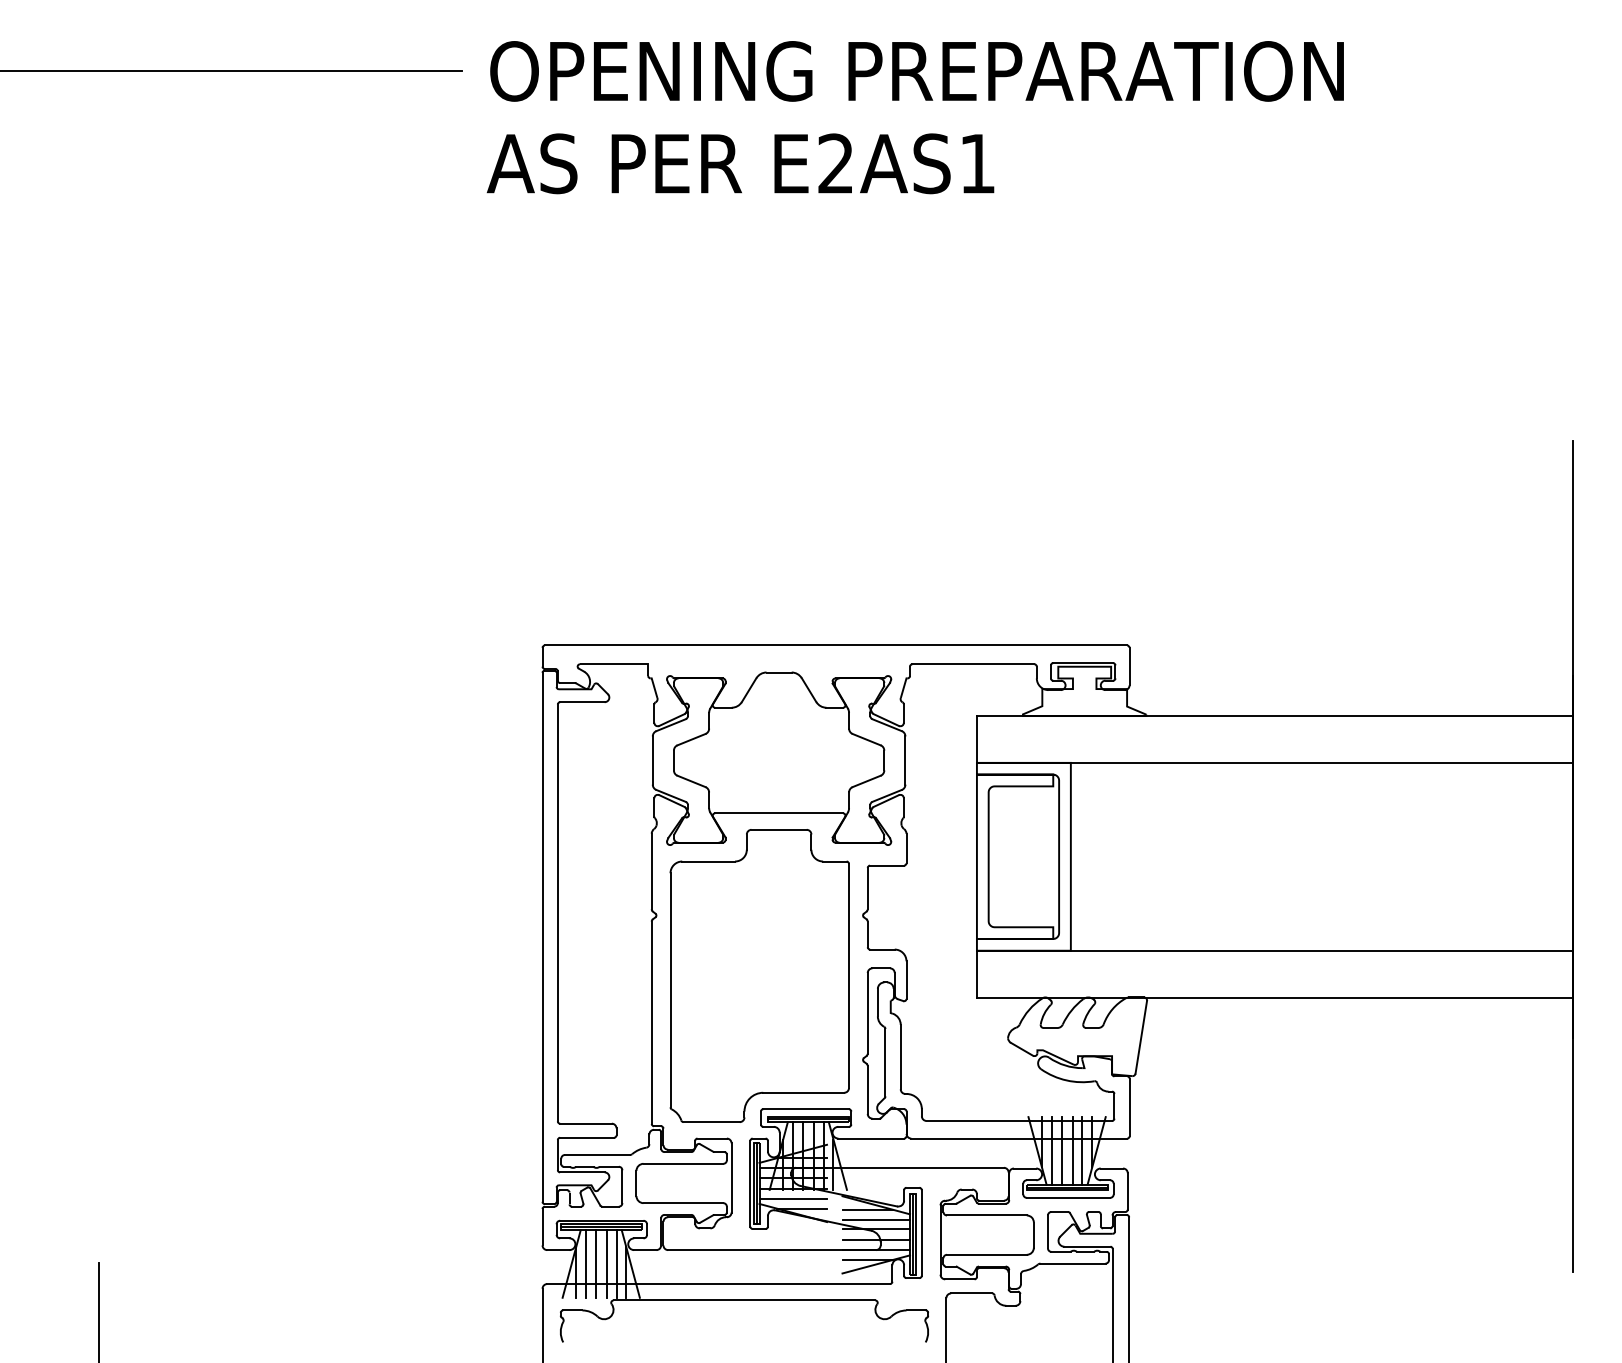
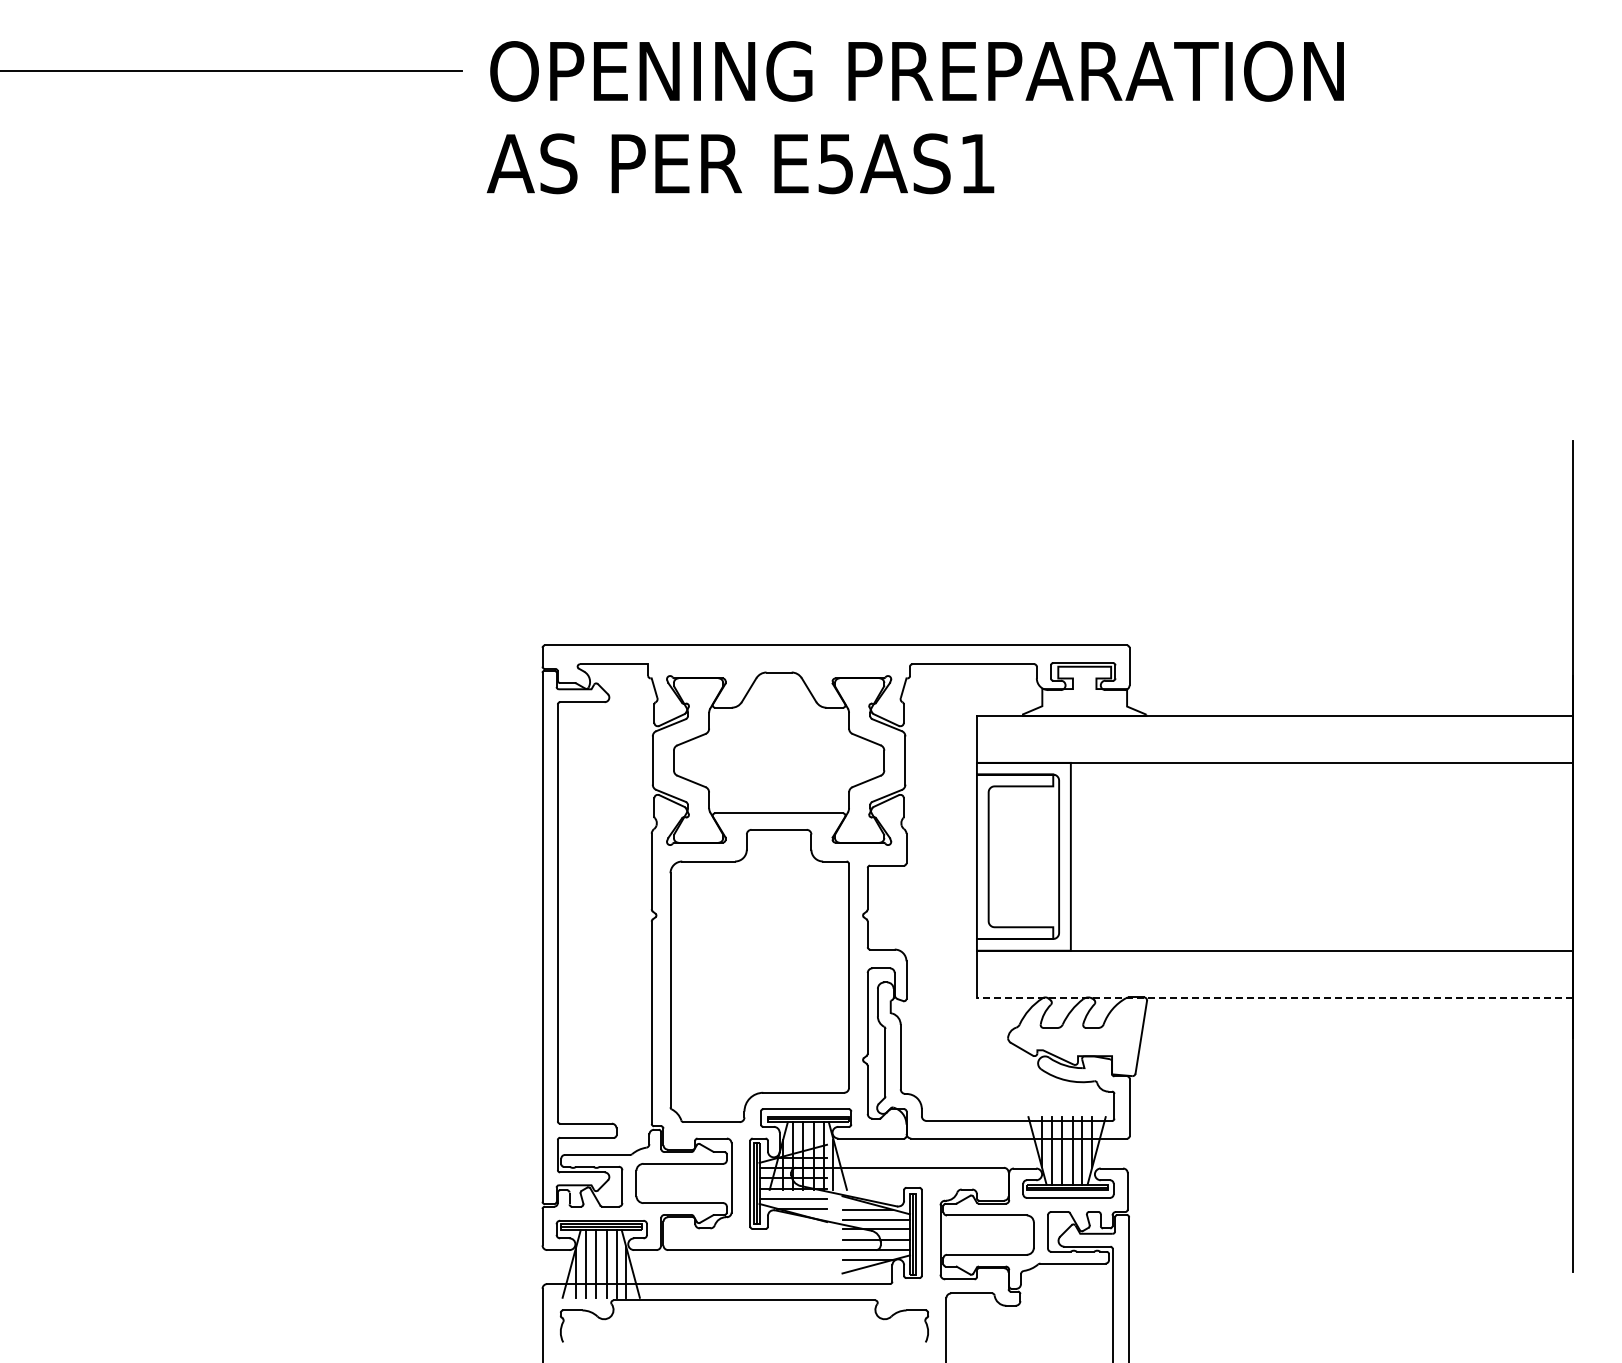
text: E2AS1 -> E5AS1 (835, 163)
line: solid -> dashed (1274, 997)
line: present -> none (98, 1311)
